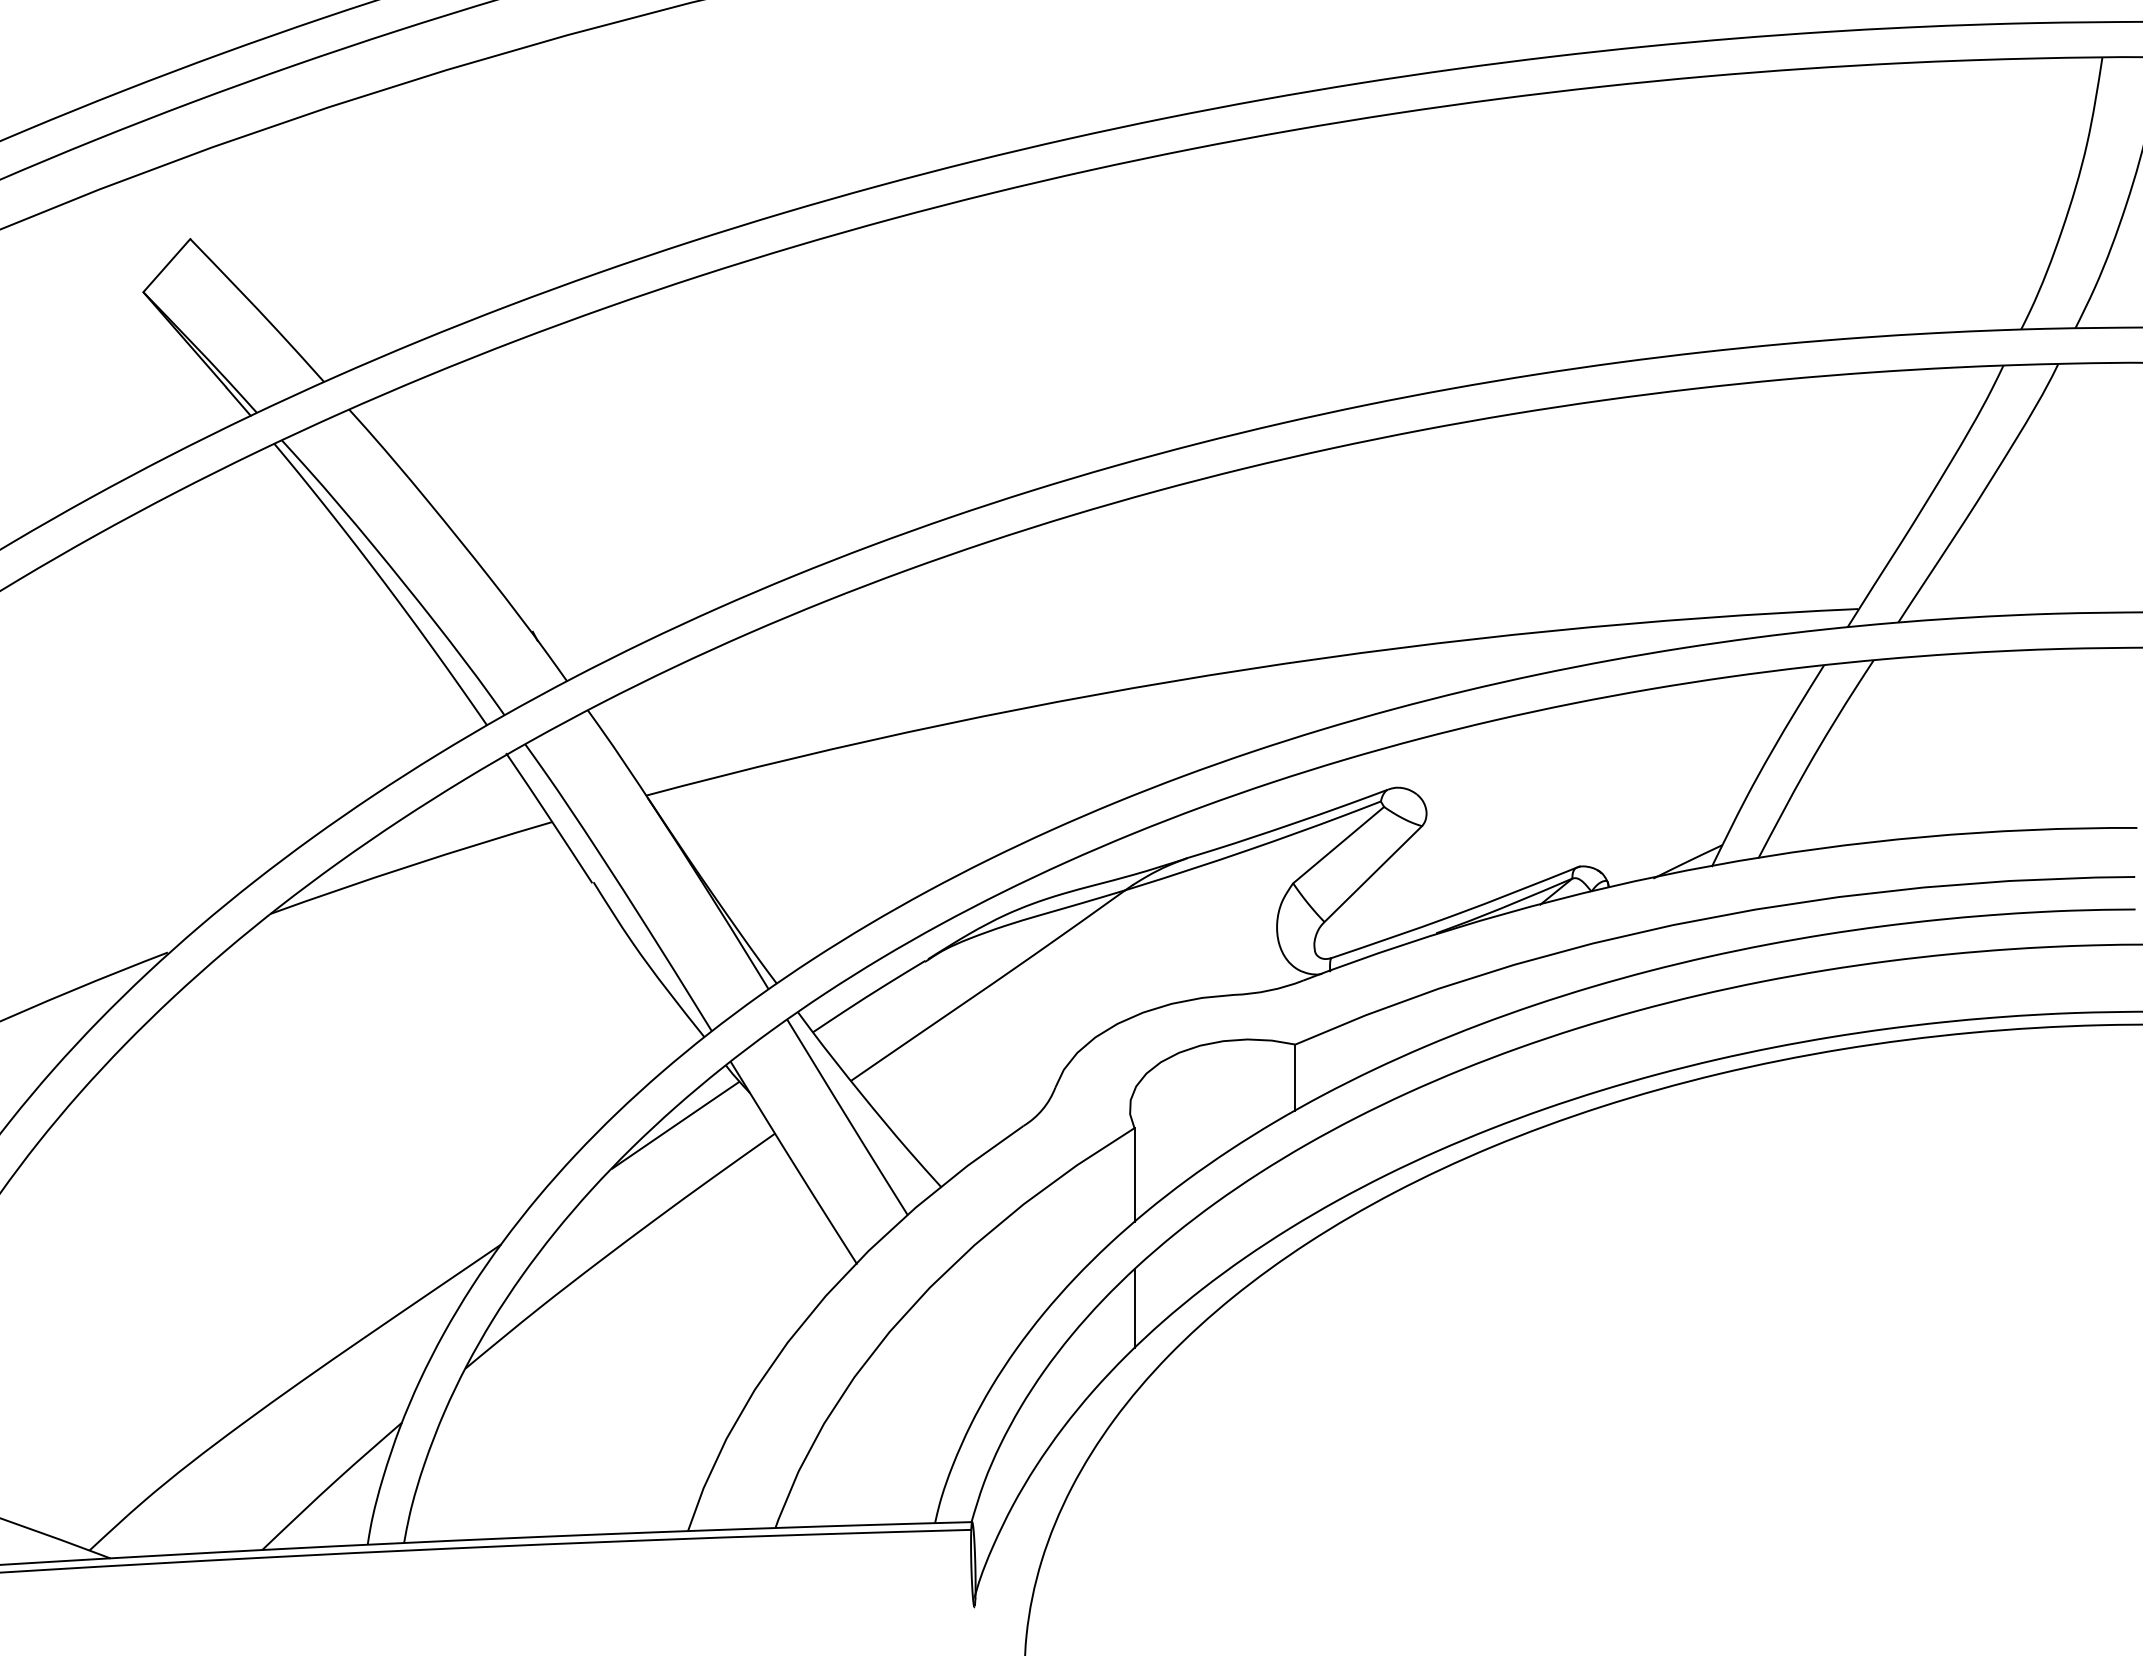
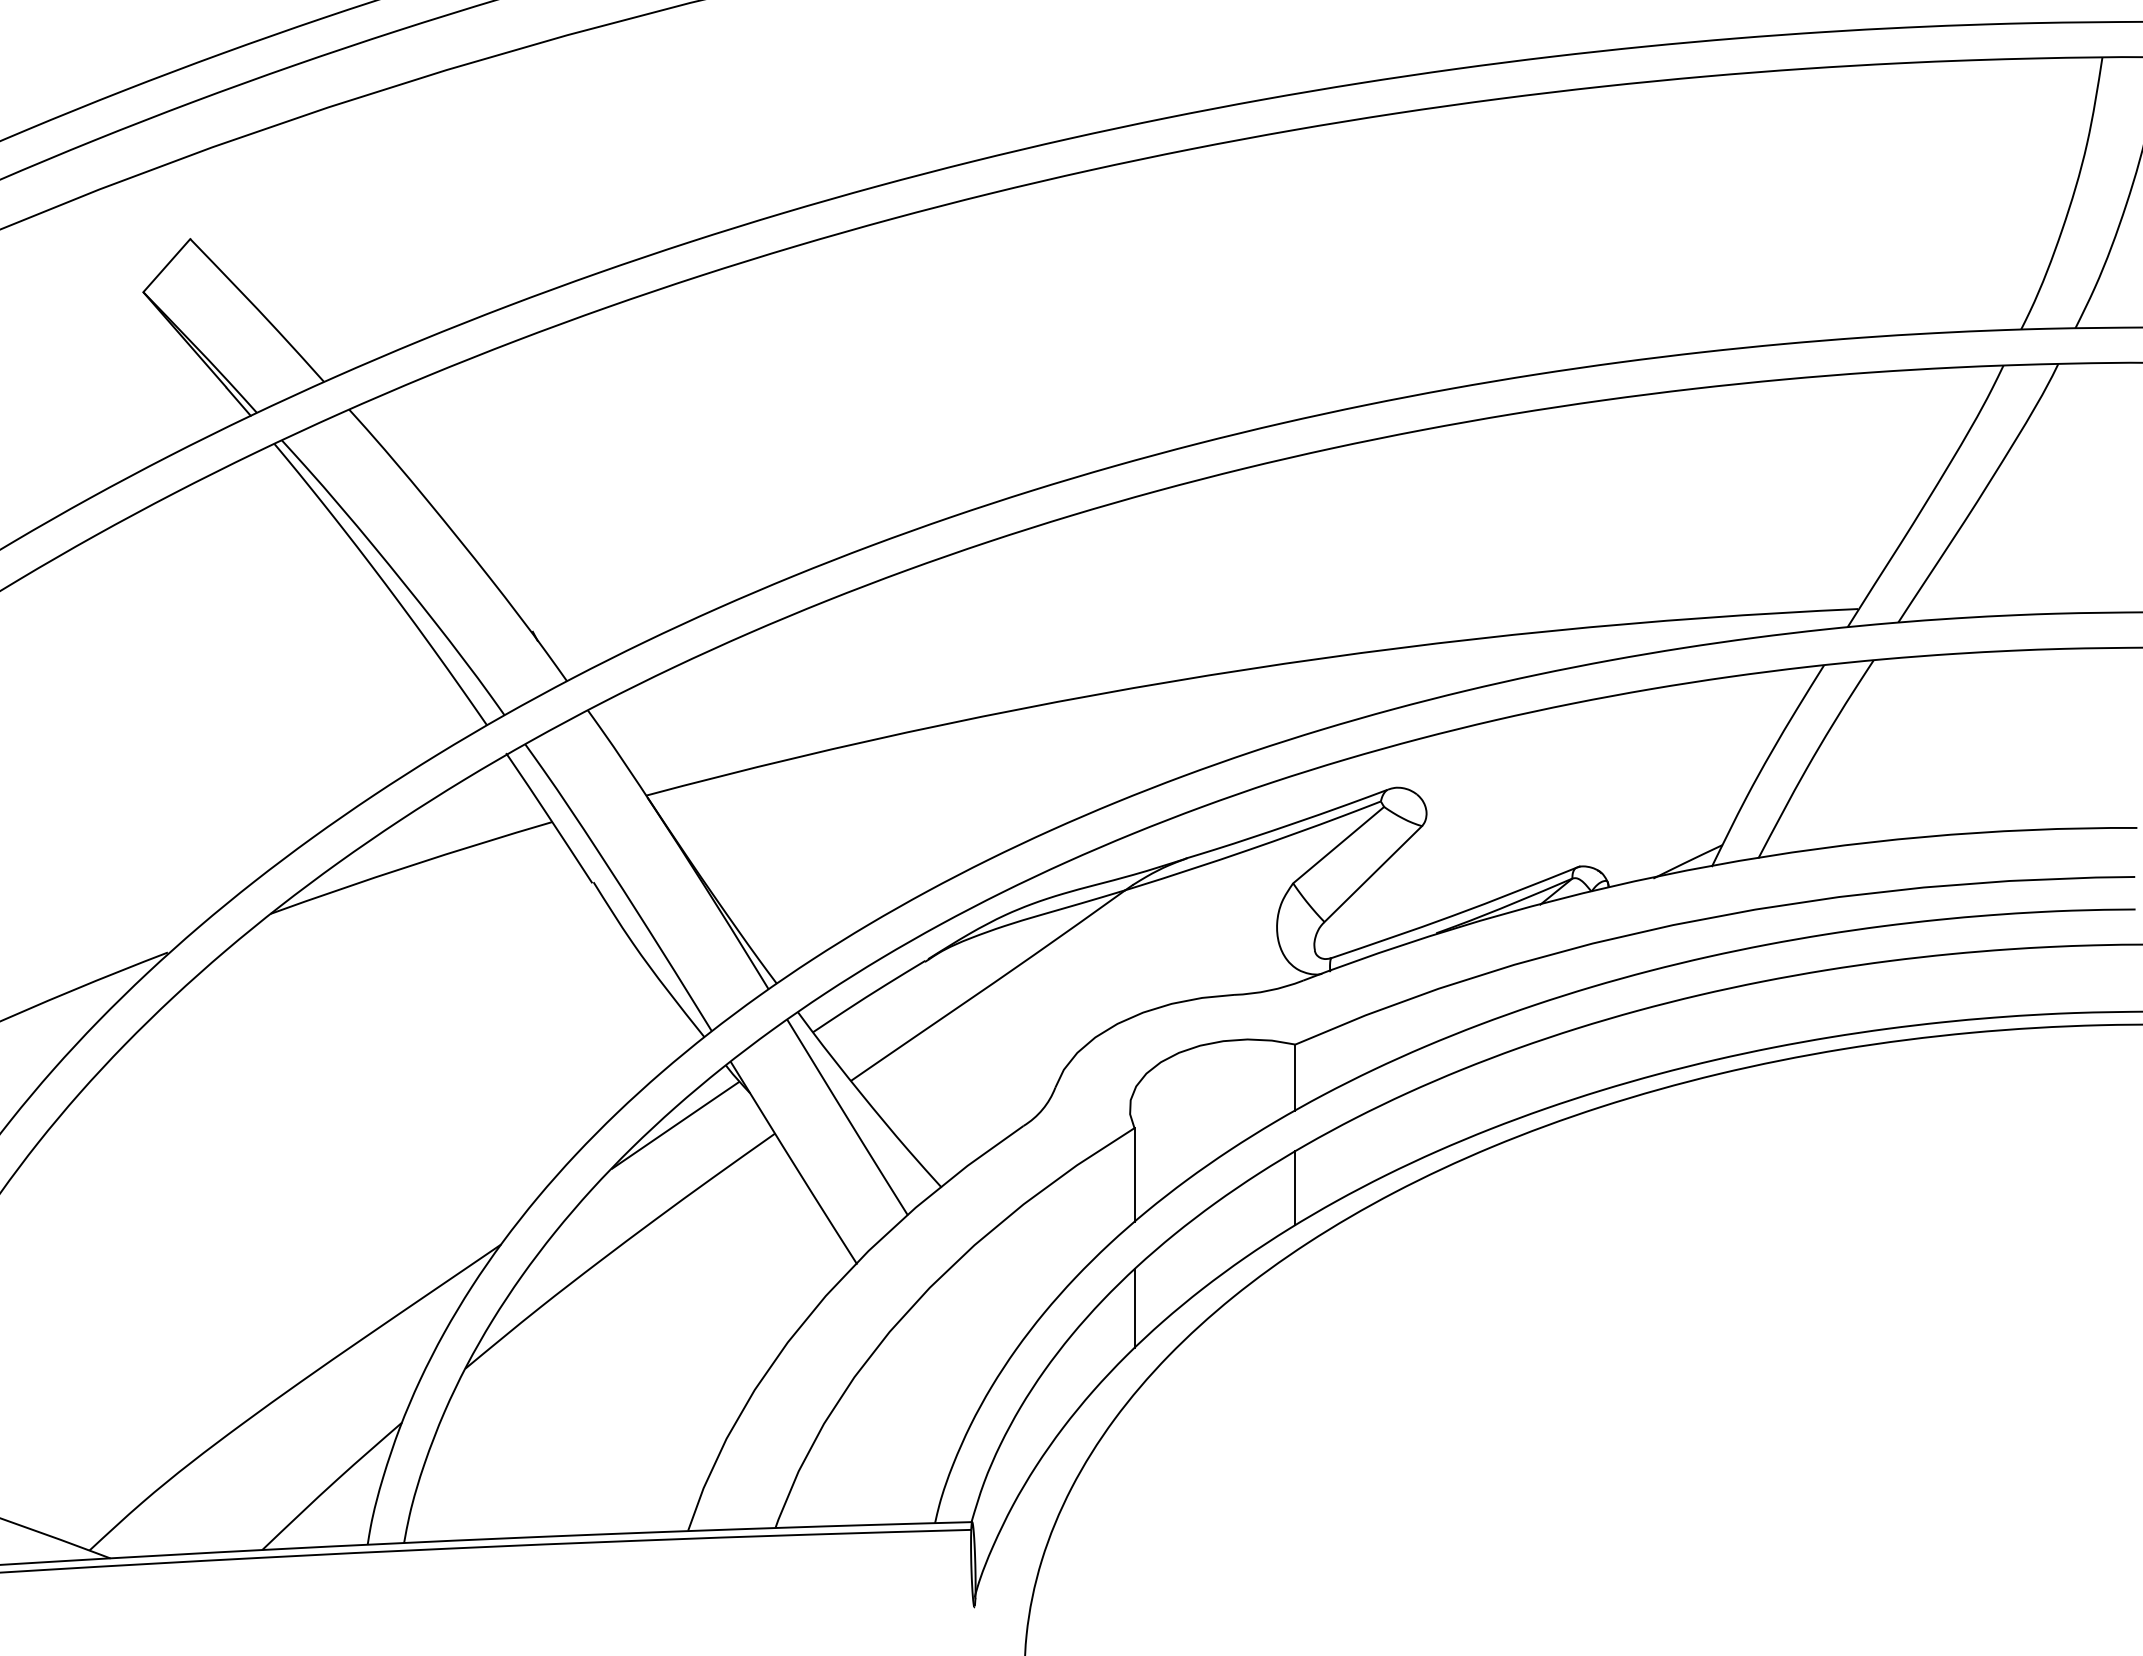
line: none -> present (1295, 1188)
